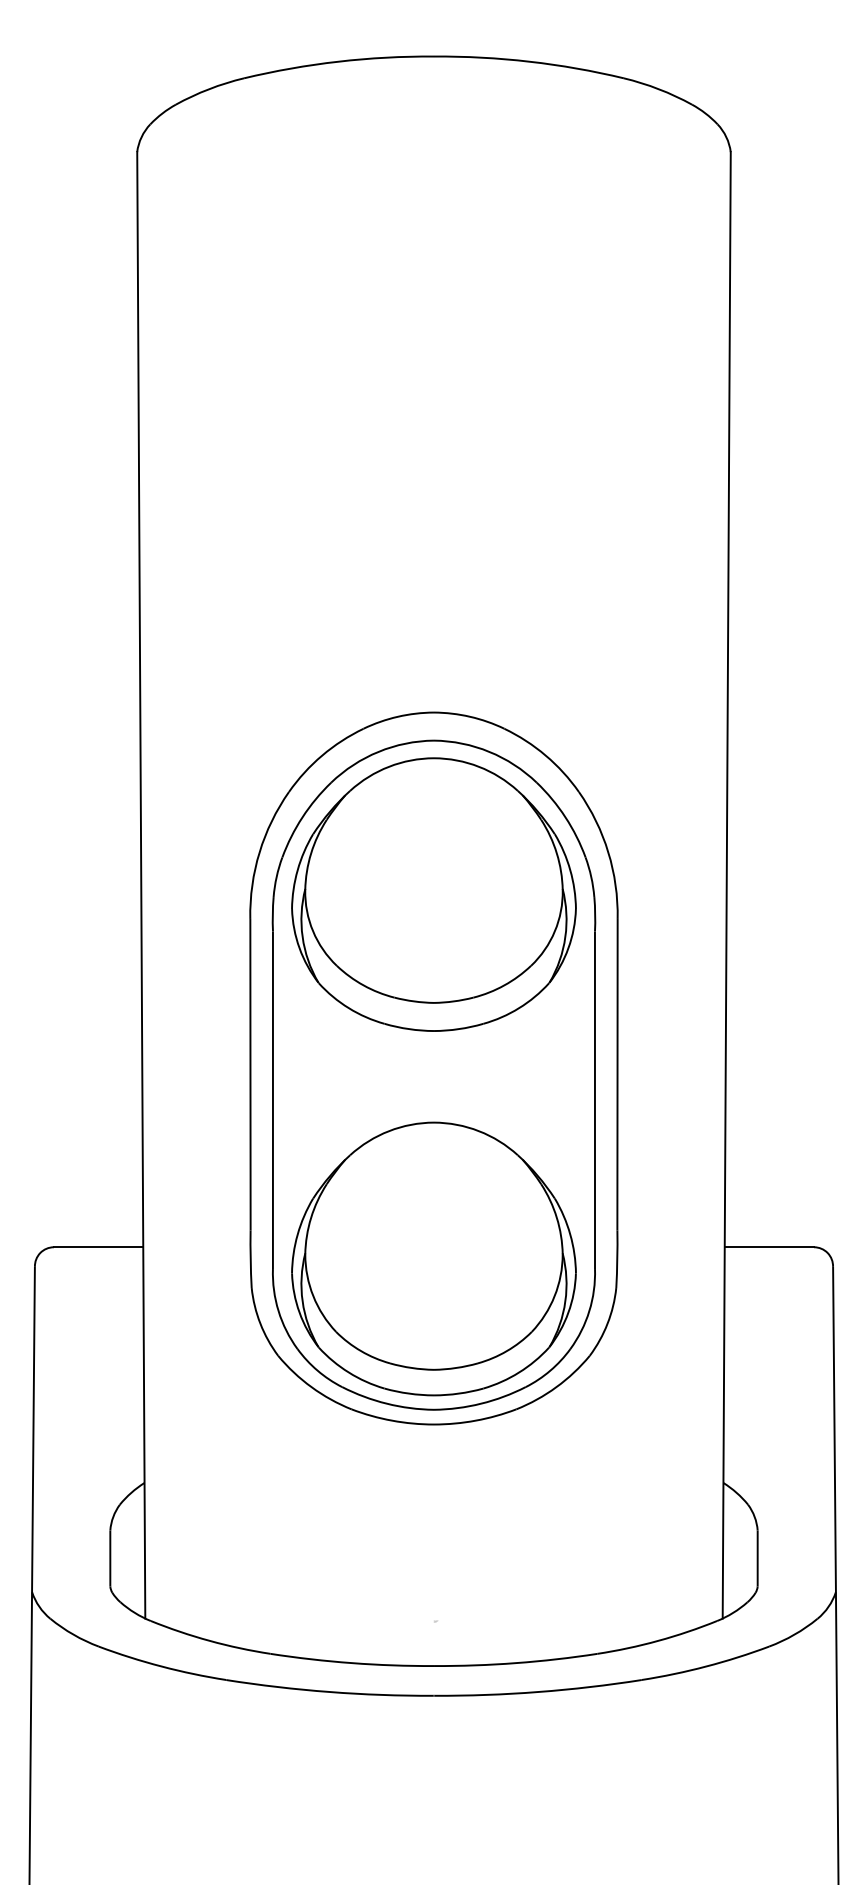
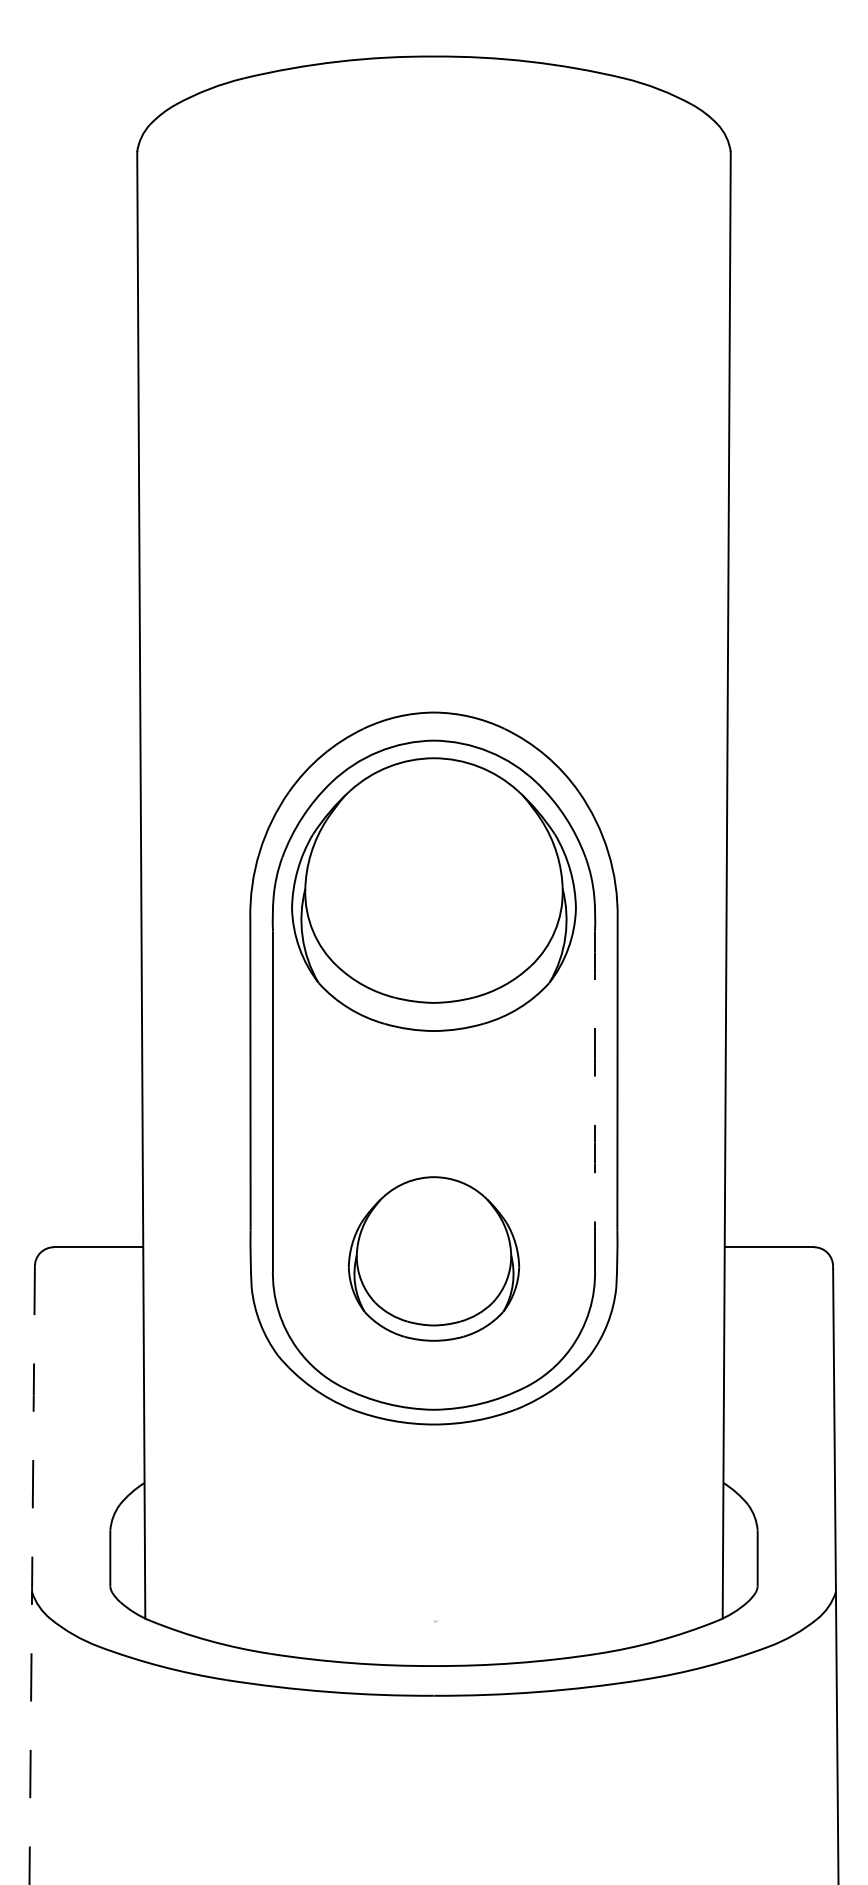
arc: solid -> dashed (594, 1100)
part size: 286x276 px -> 174x166 px (433, 1258)
arc: solid -> dashed (32, 1576)
